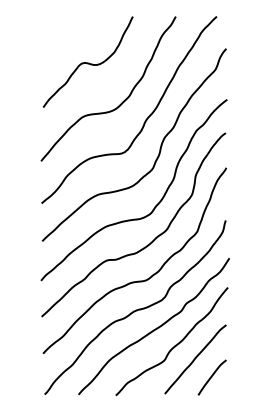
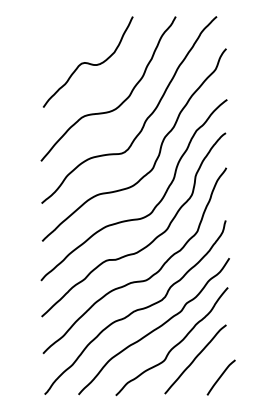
curve position: (211, 377) -> (220, 377) (220, 377)
